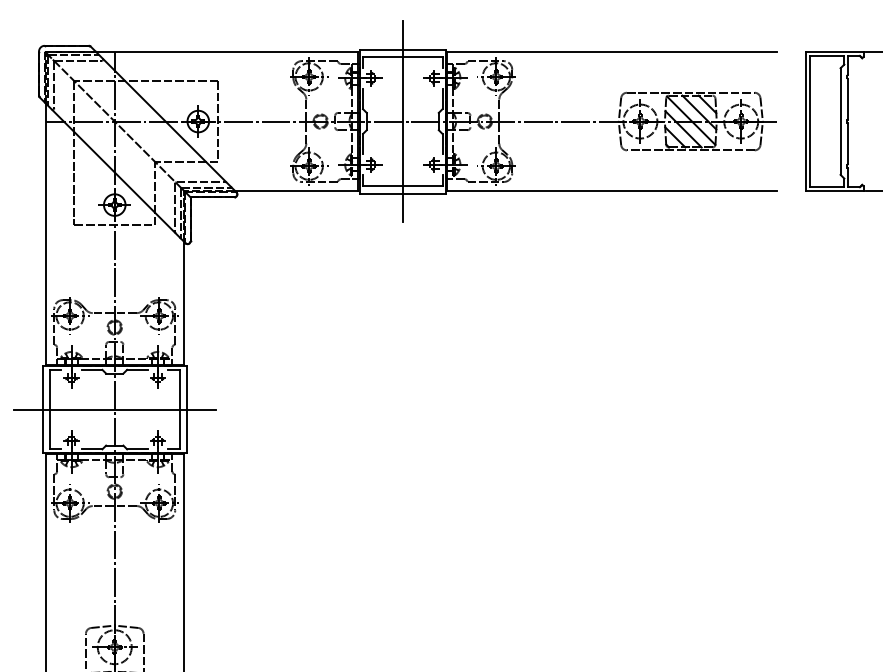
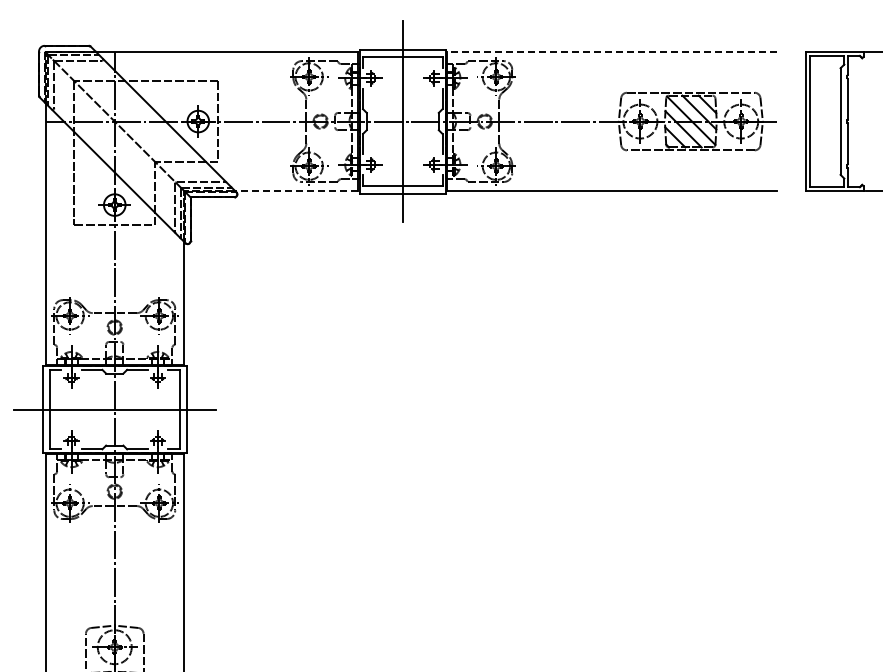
line: solid -> dashed (612, 52)
line: solid -> dashed (296, 190)
